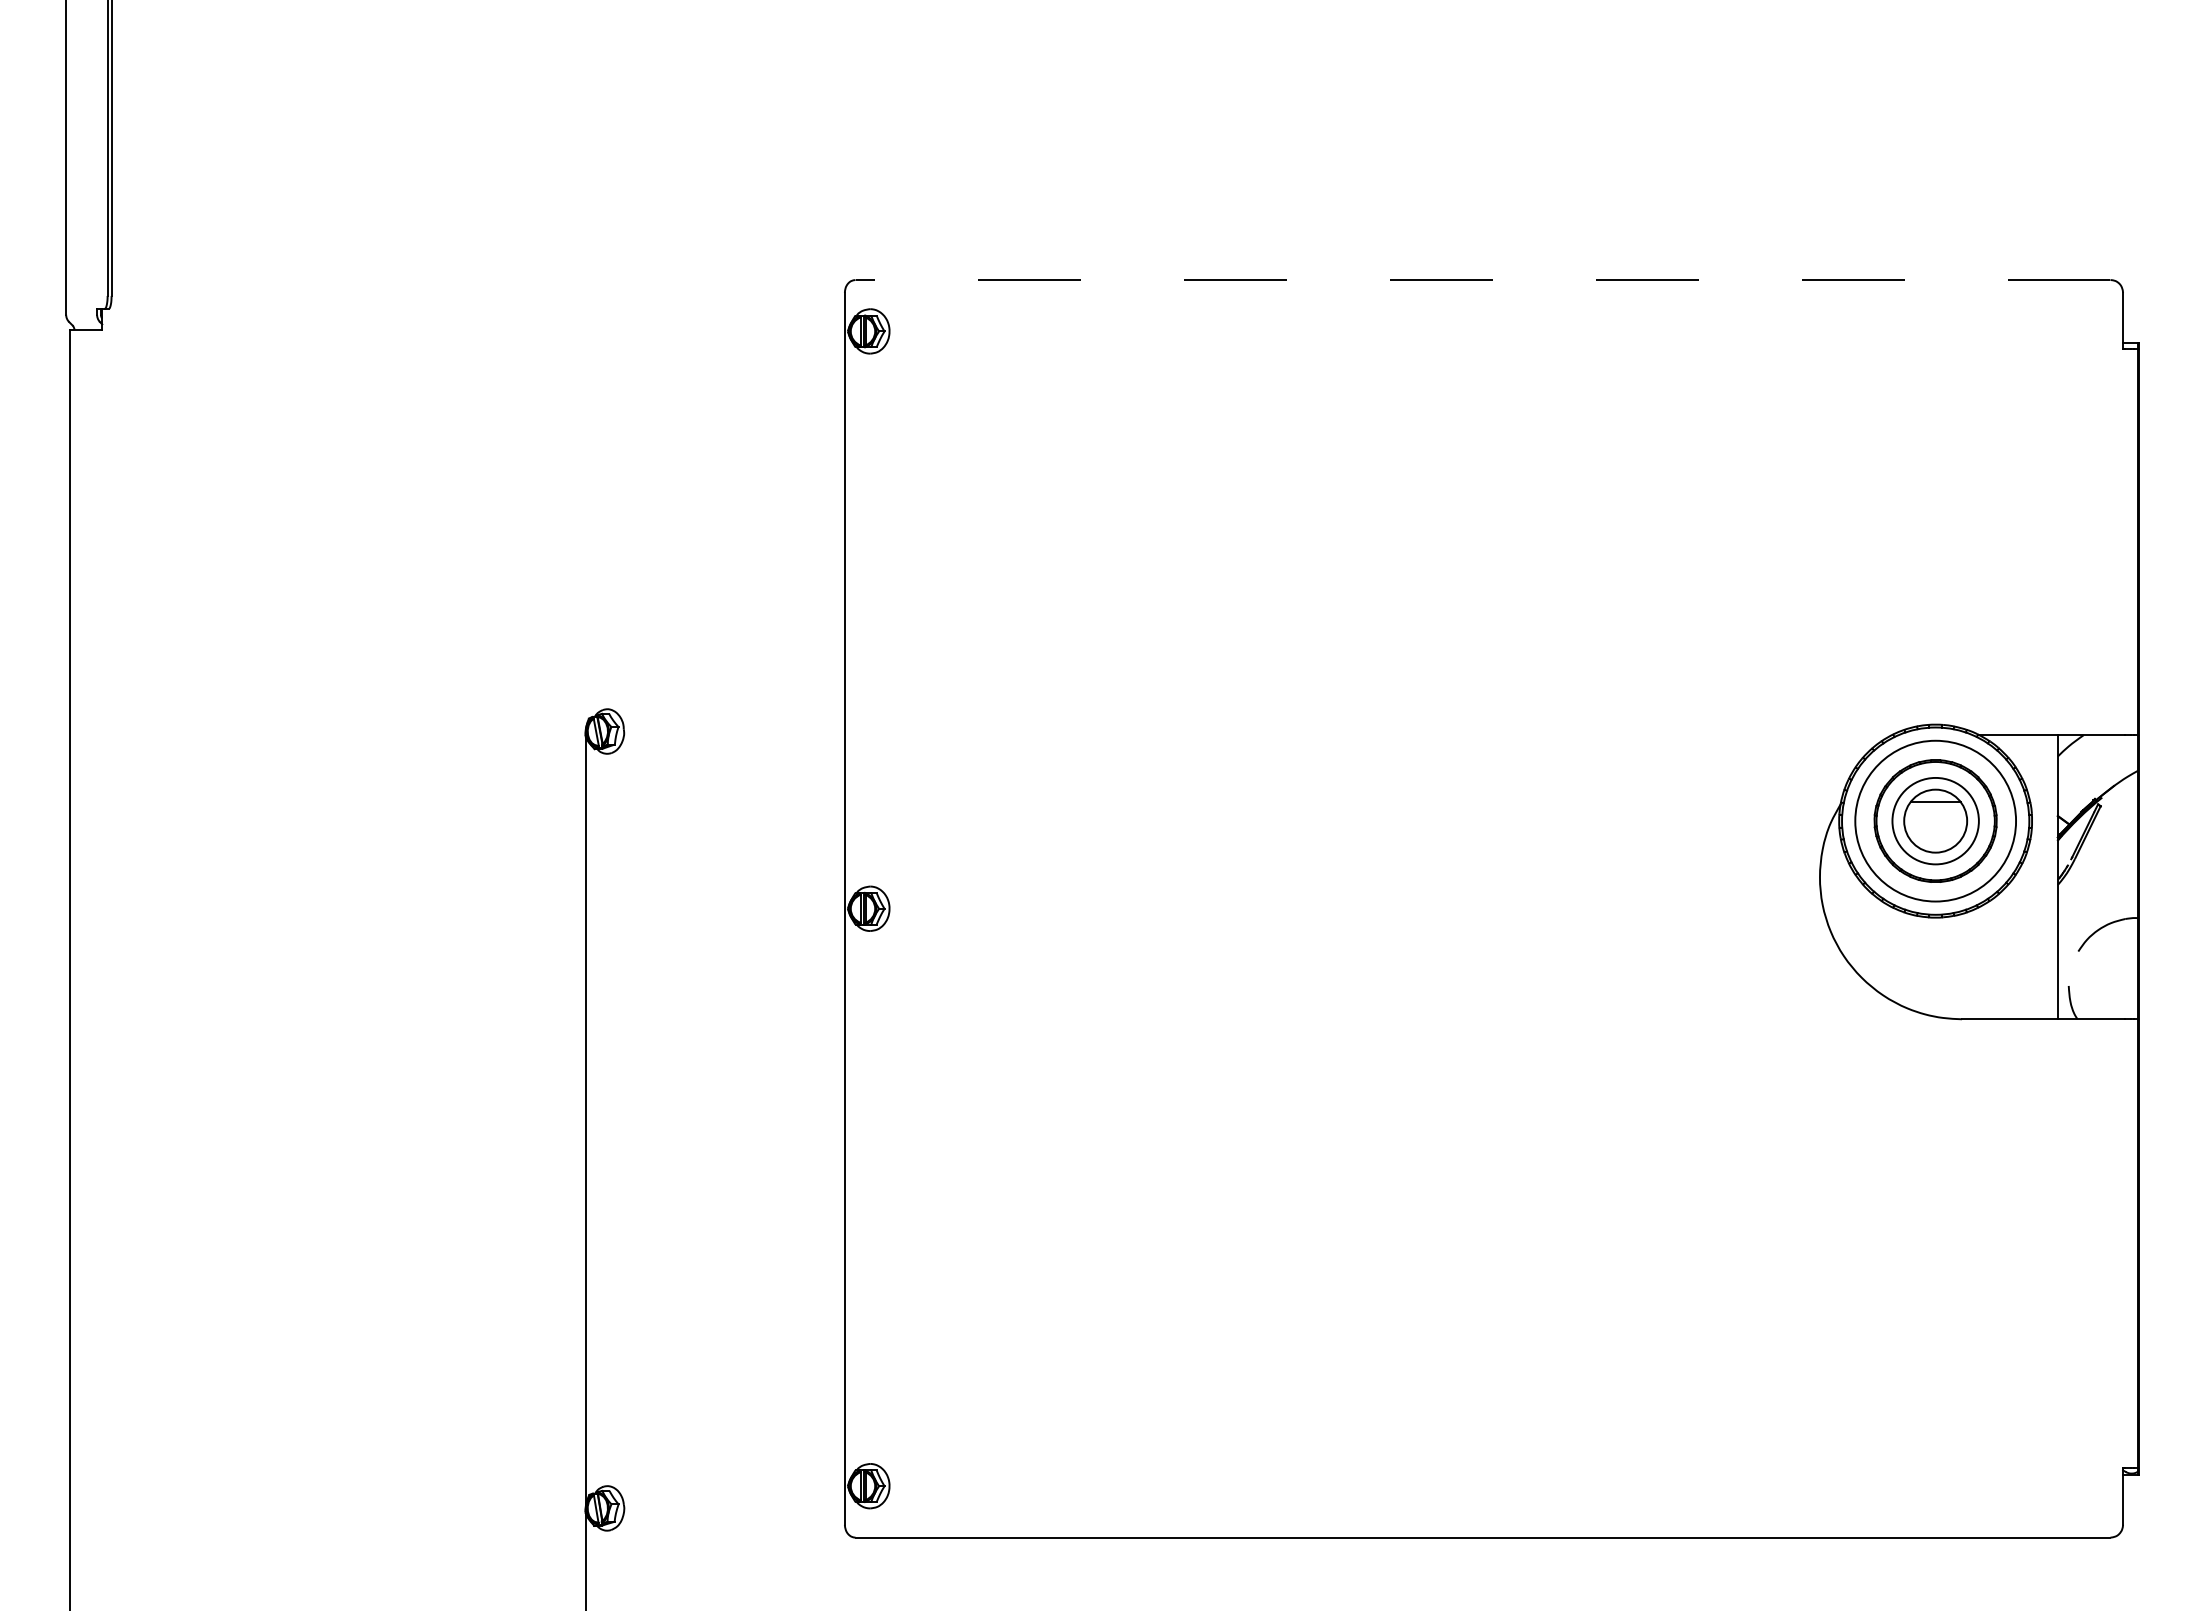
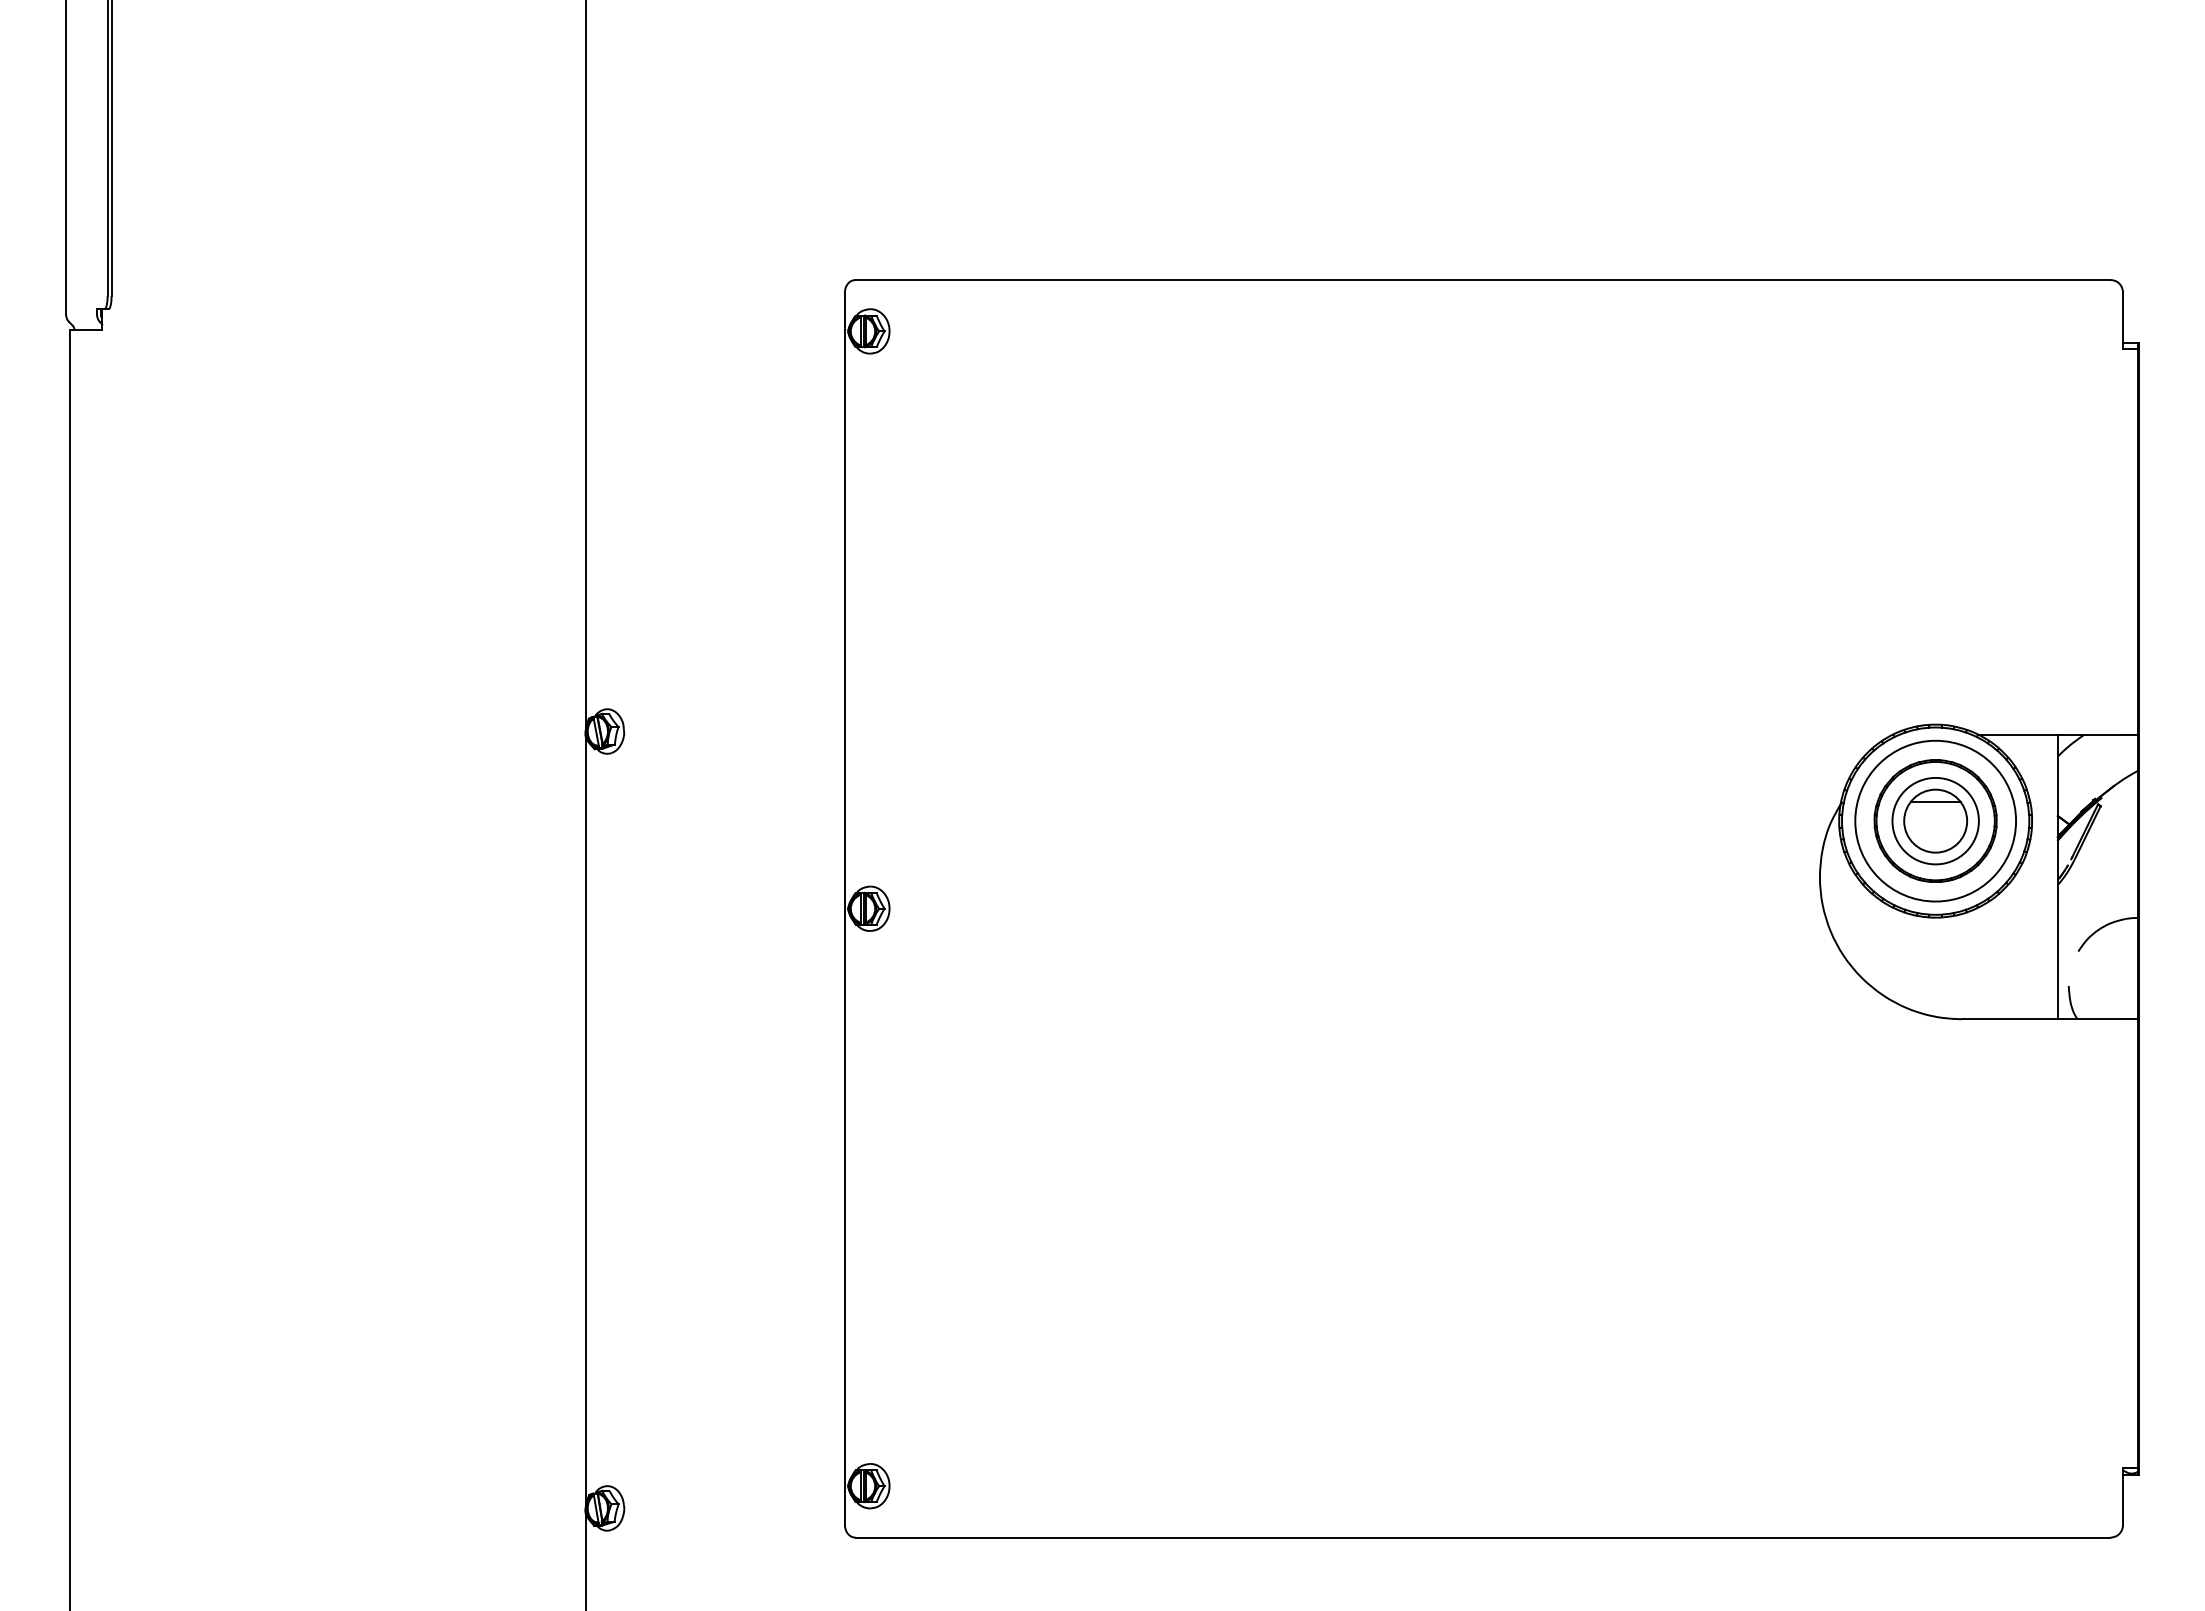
line: dashed -> solid (1482, 280)
line: none -> present (585, 367)
